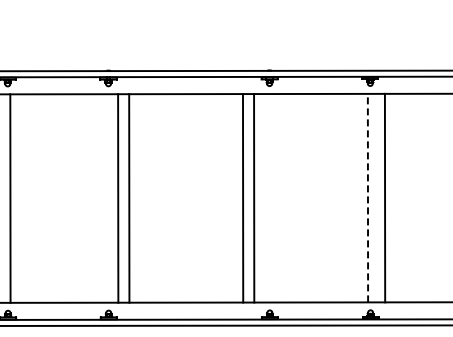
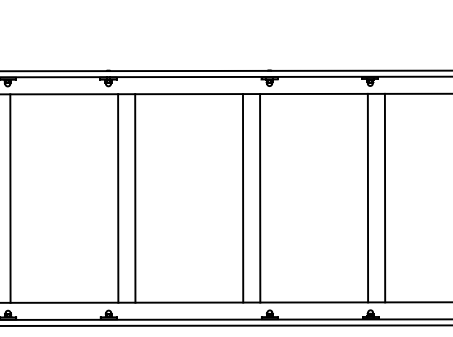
line: dashed -> solid (367, 197)
line position: (129, 198) -> (135, 198) (135, 198)
line position: (254, 198) -> (260, 198) (260, 198)
